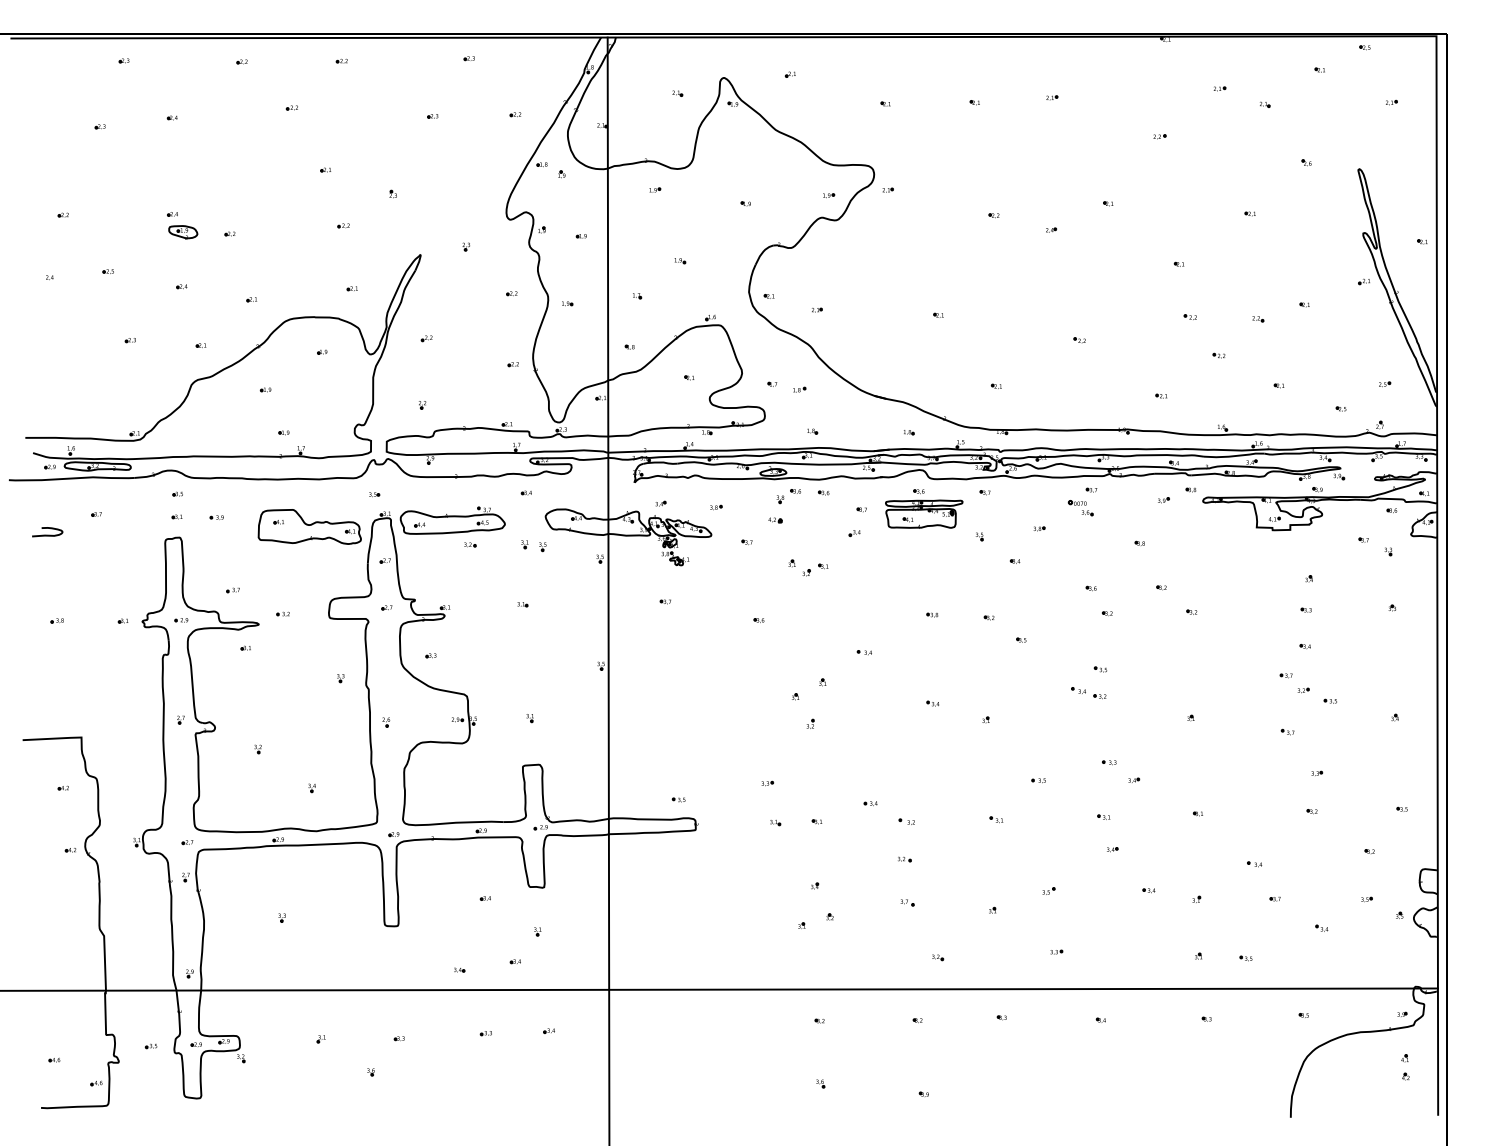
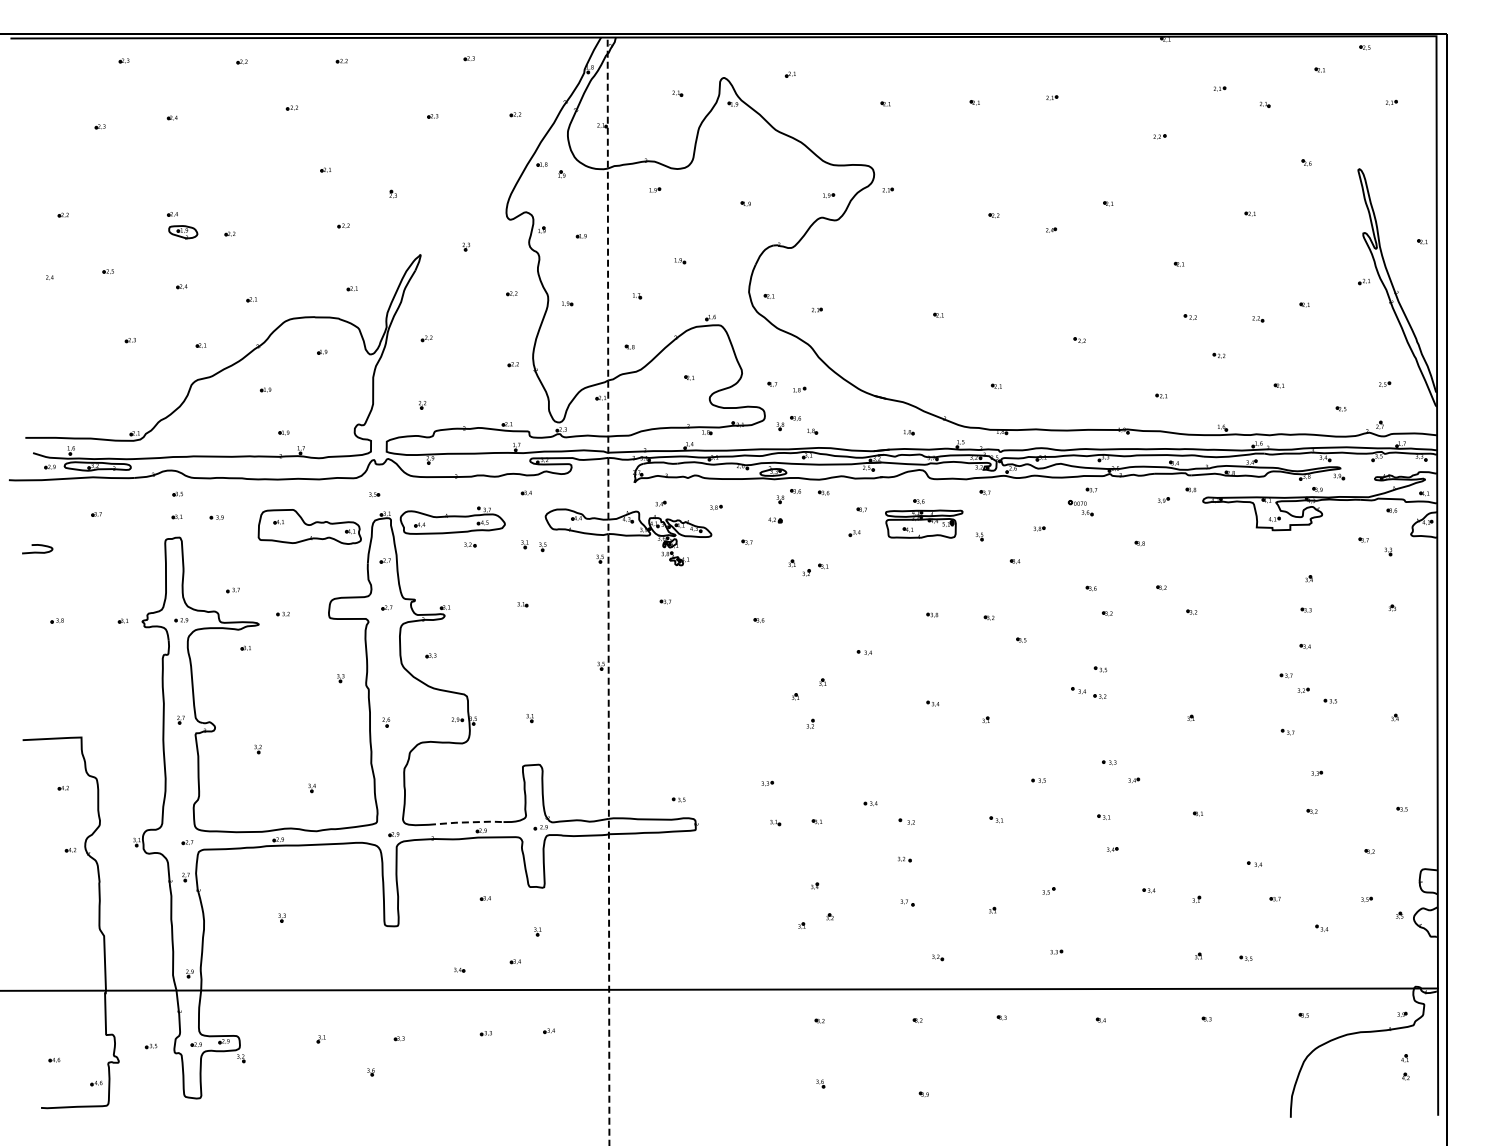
part: none -> present (788, 423)
part position: (924, 508) -> (924, 518) (924, 518)
curve position: (47, 534) -> (37, 551) (37, 551)
line: solid -> dashed (608, 591)
line: solid -> dashed (466, 822)
